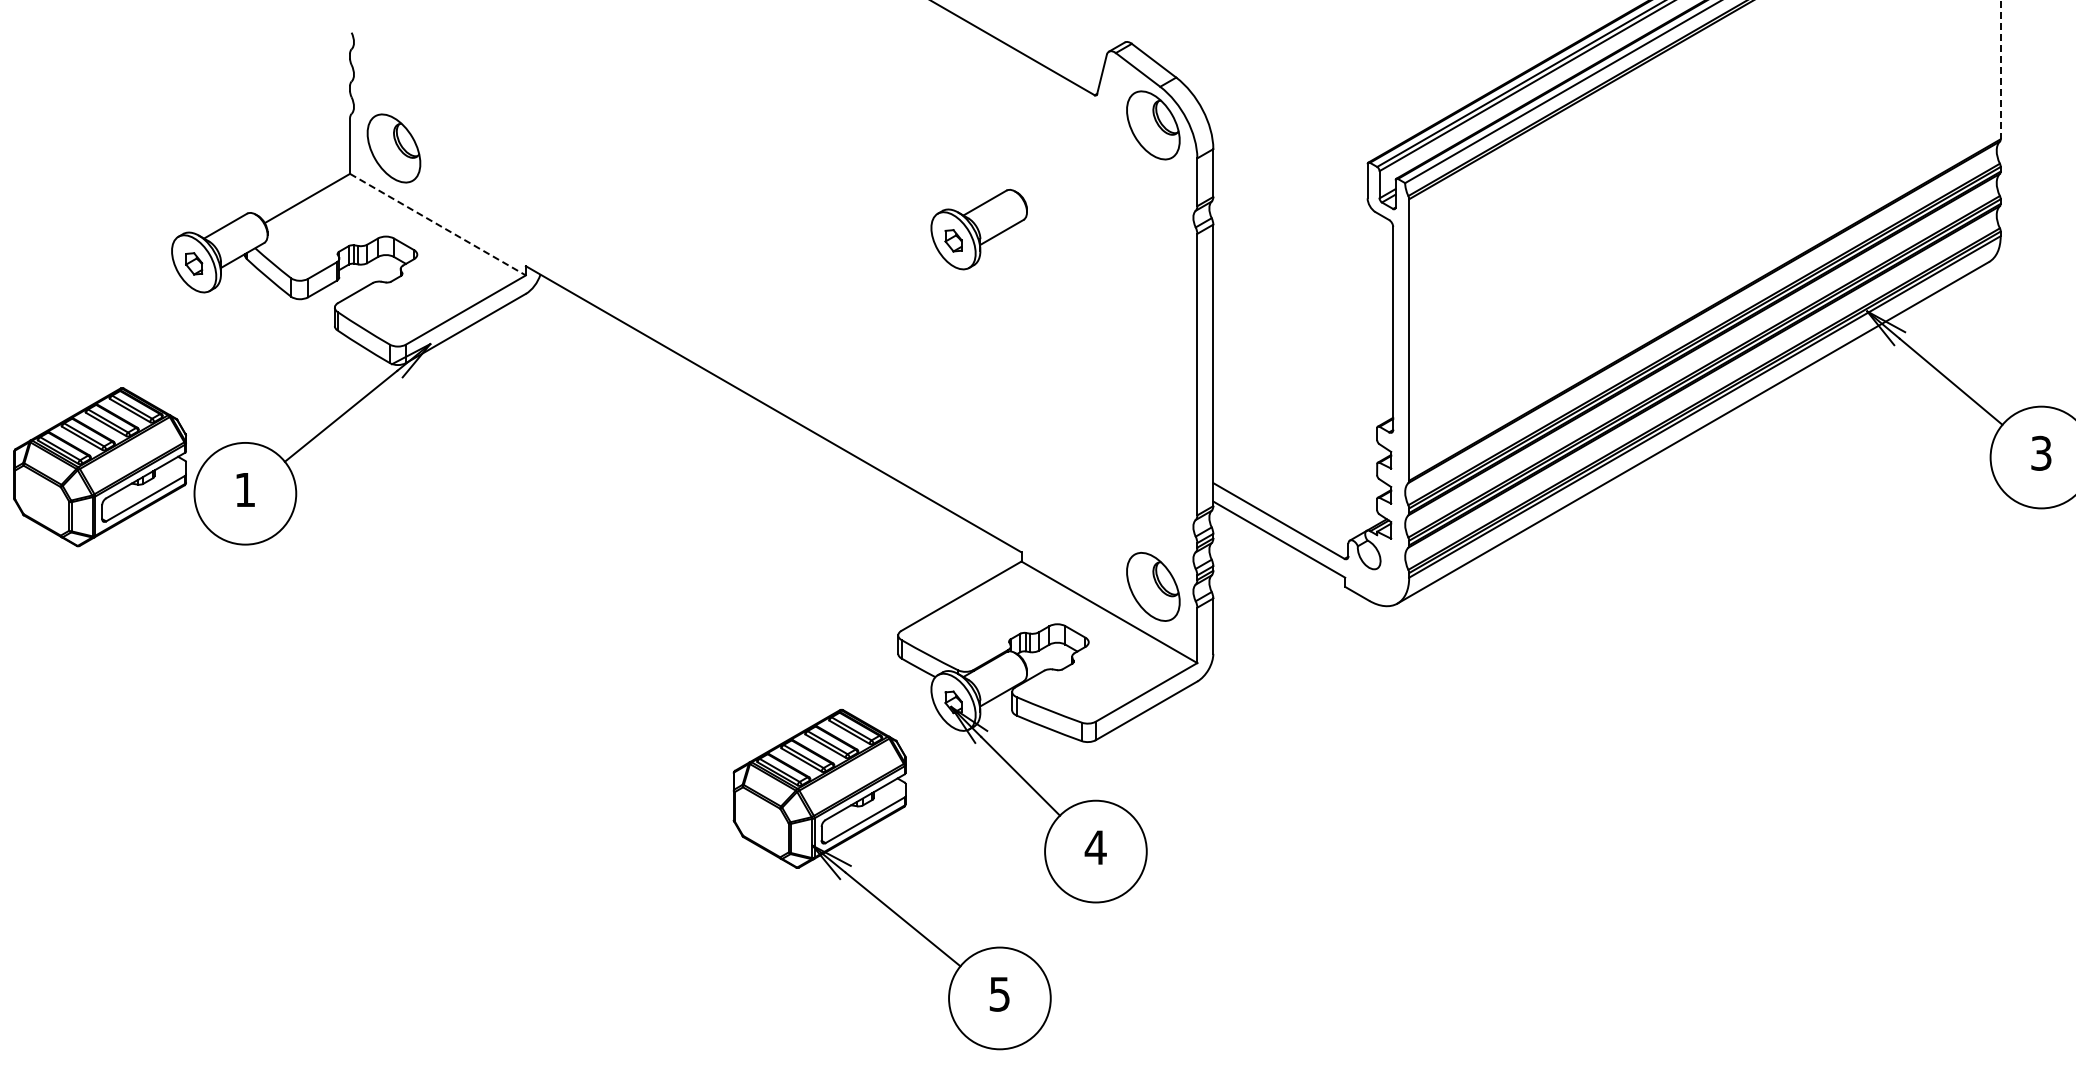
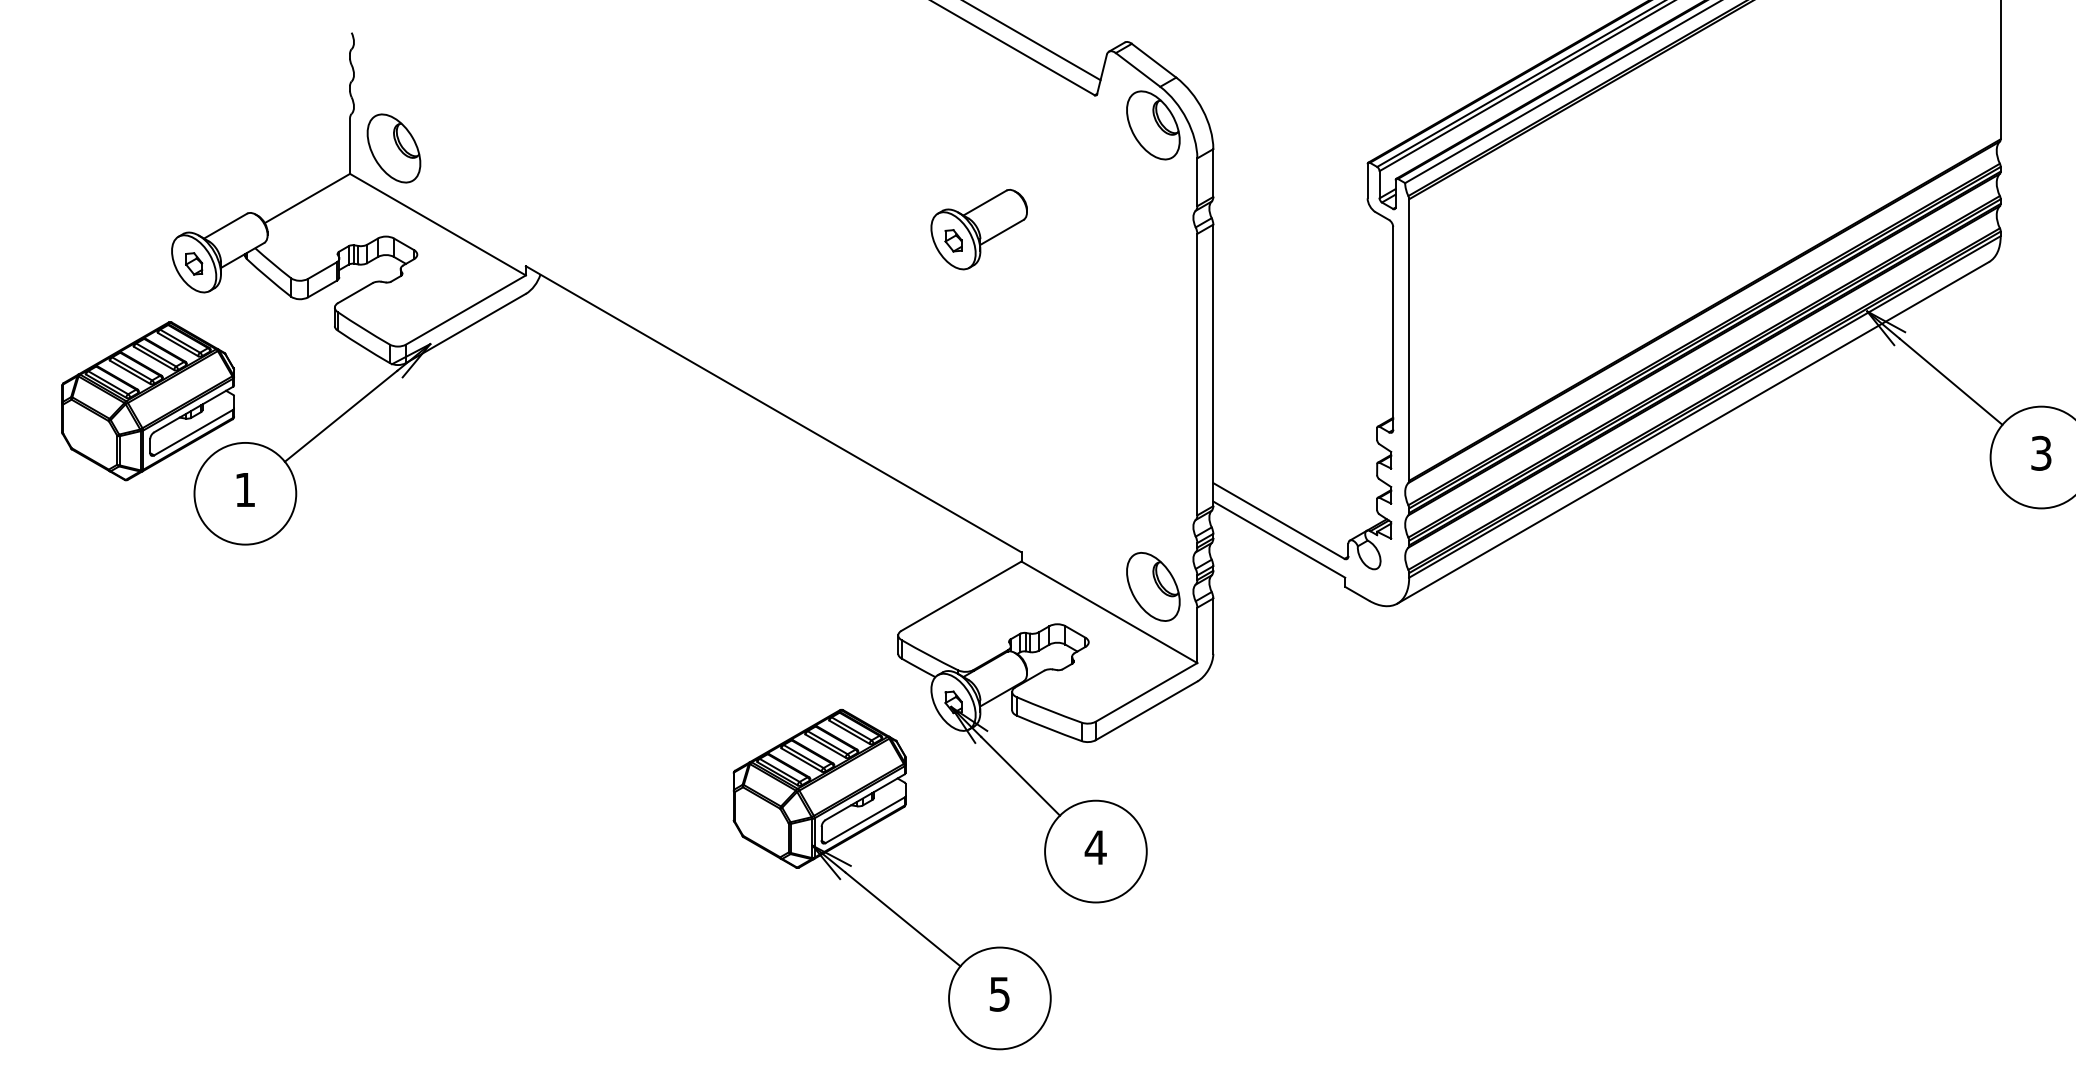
line: none -> present (1032, 41)
line: dashed -> solid (2000, 70)
line: dashed -> solid (437, 224)
part position: (99, 467) -> (147, 401) (147, 401)
